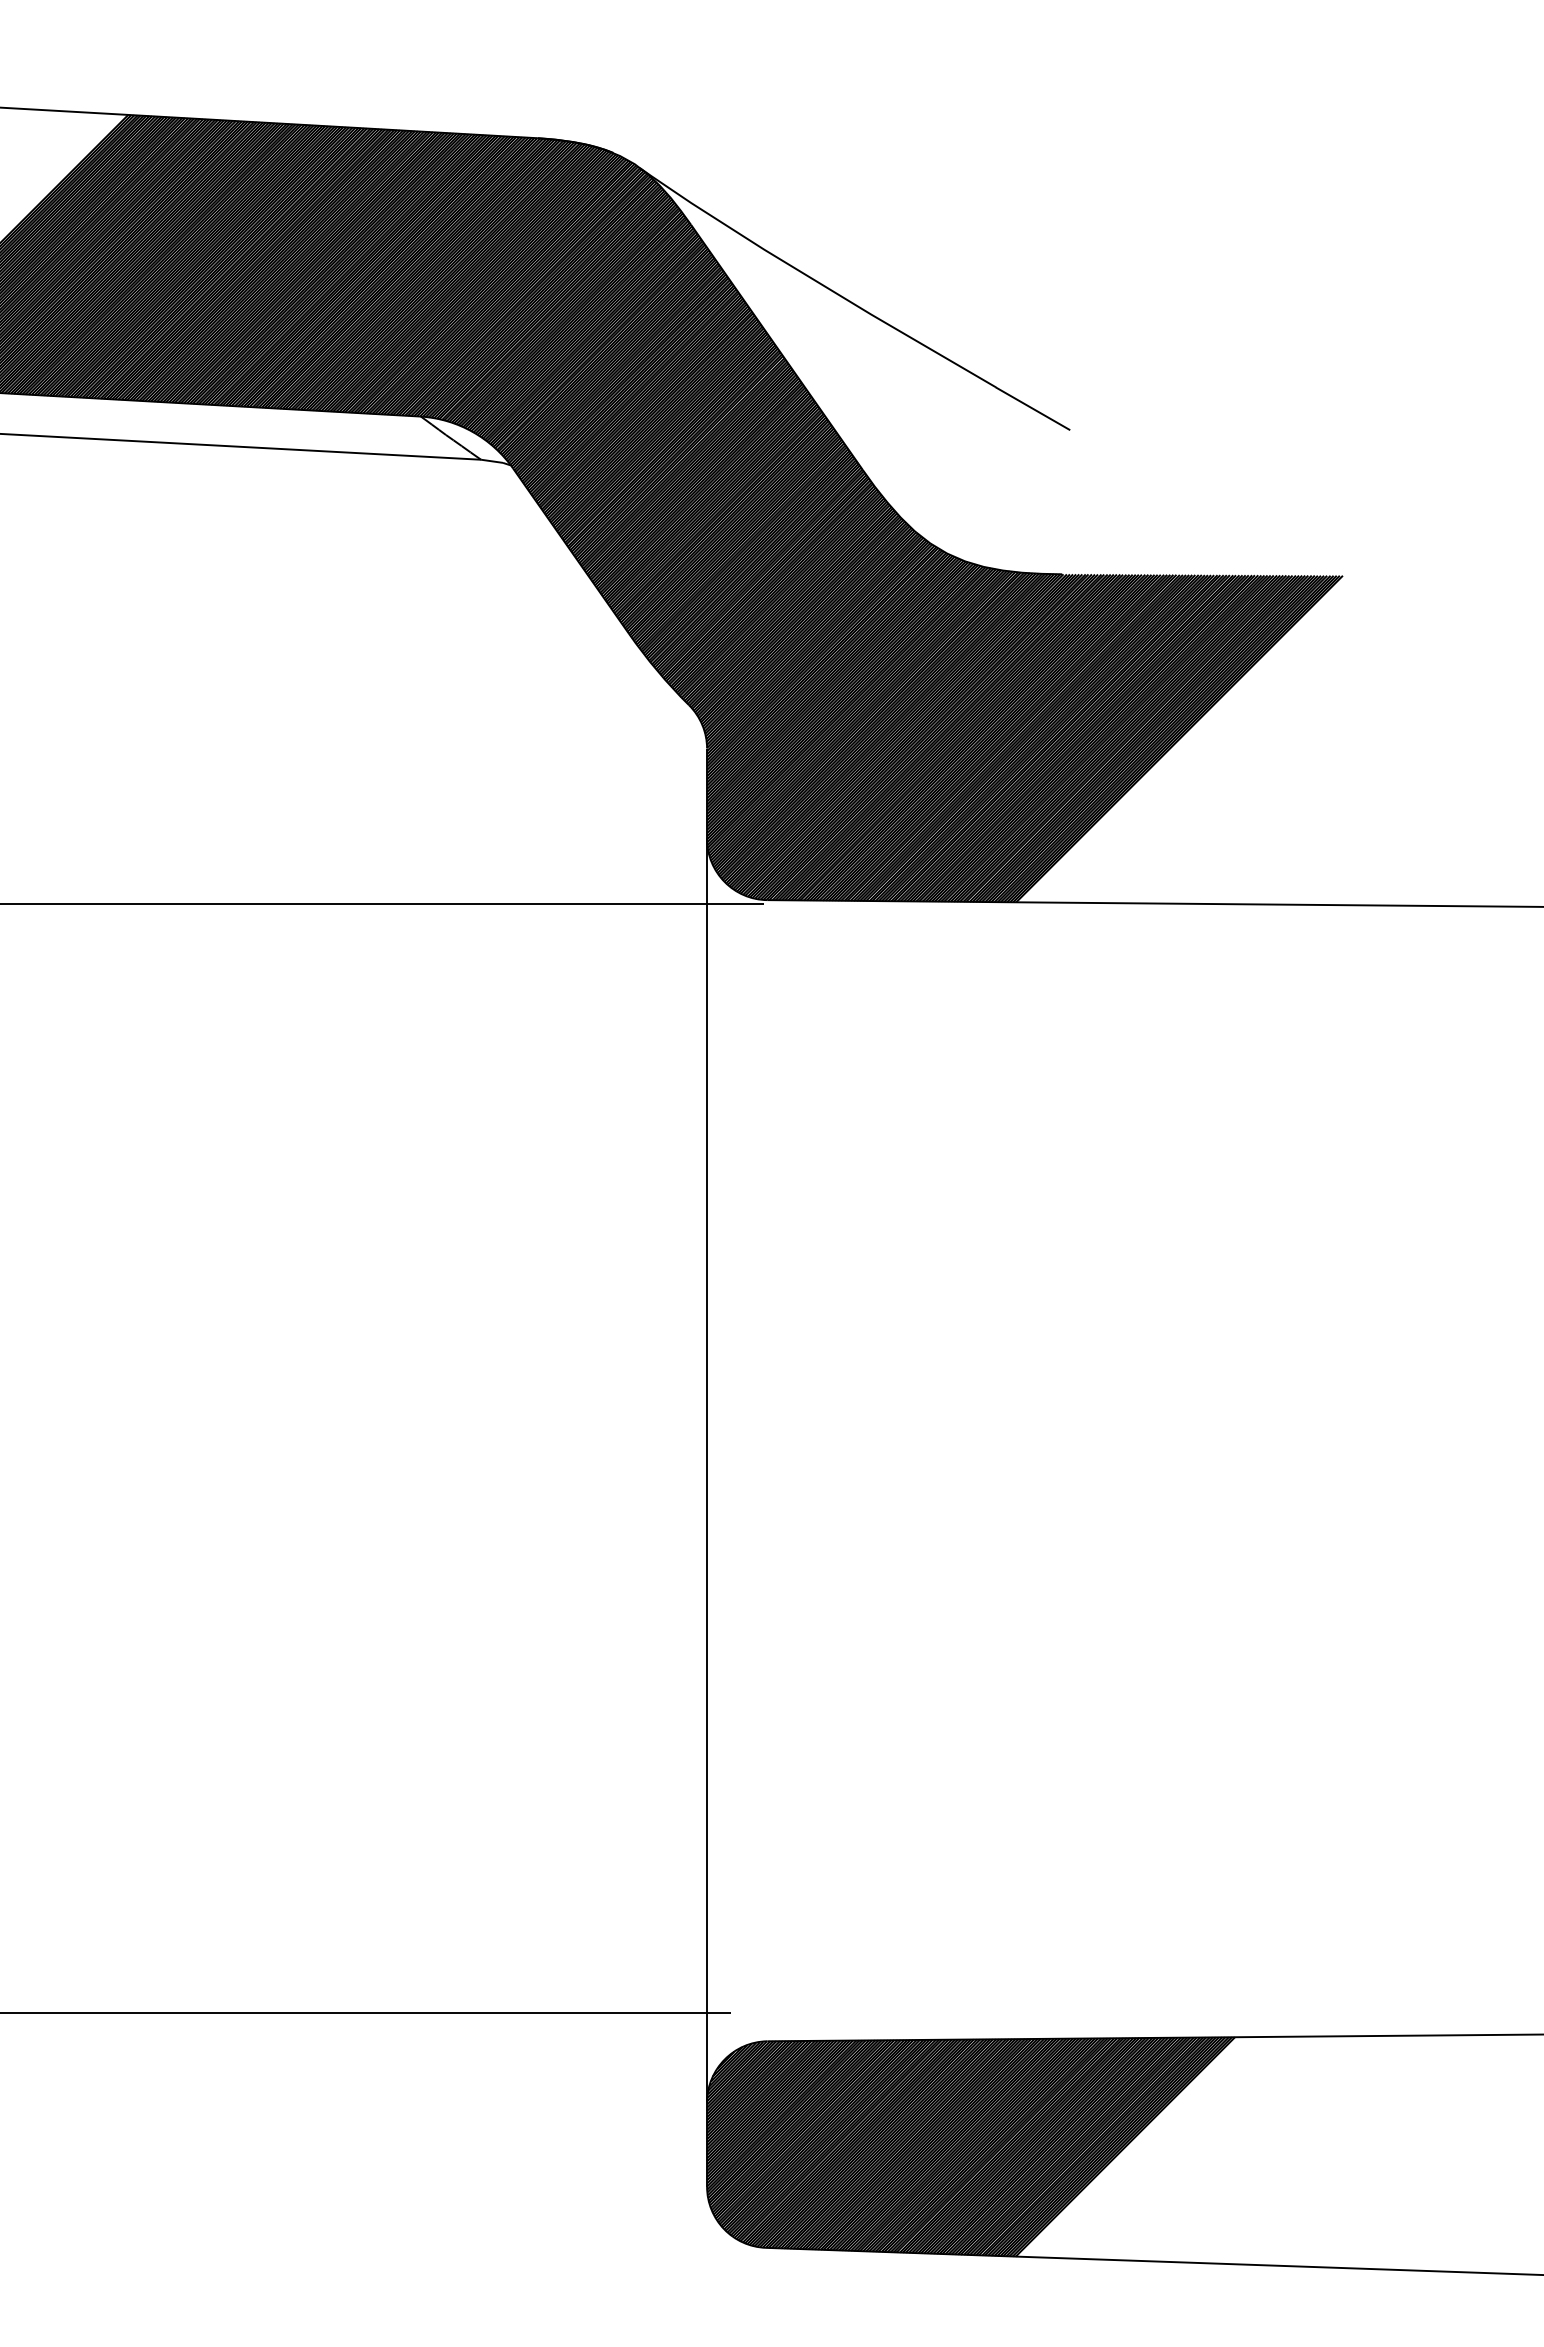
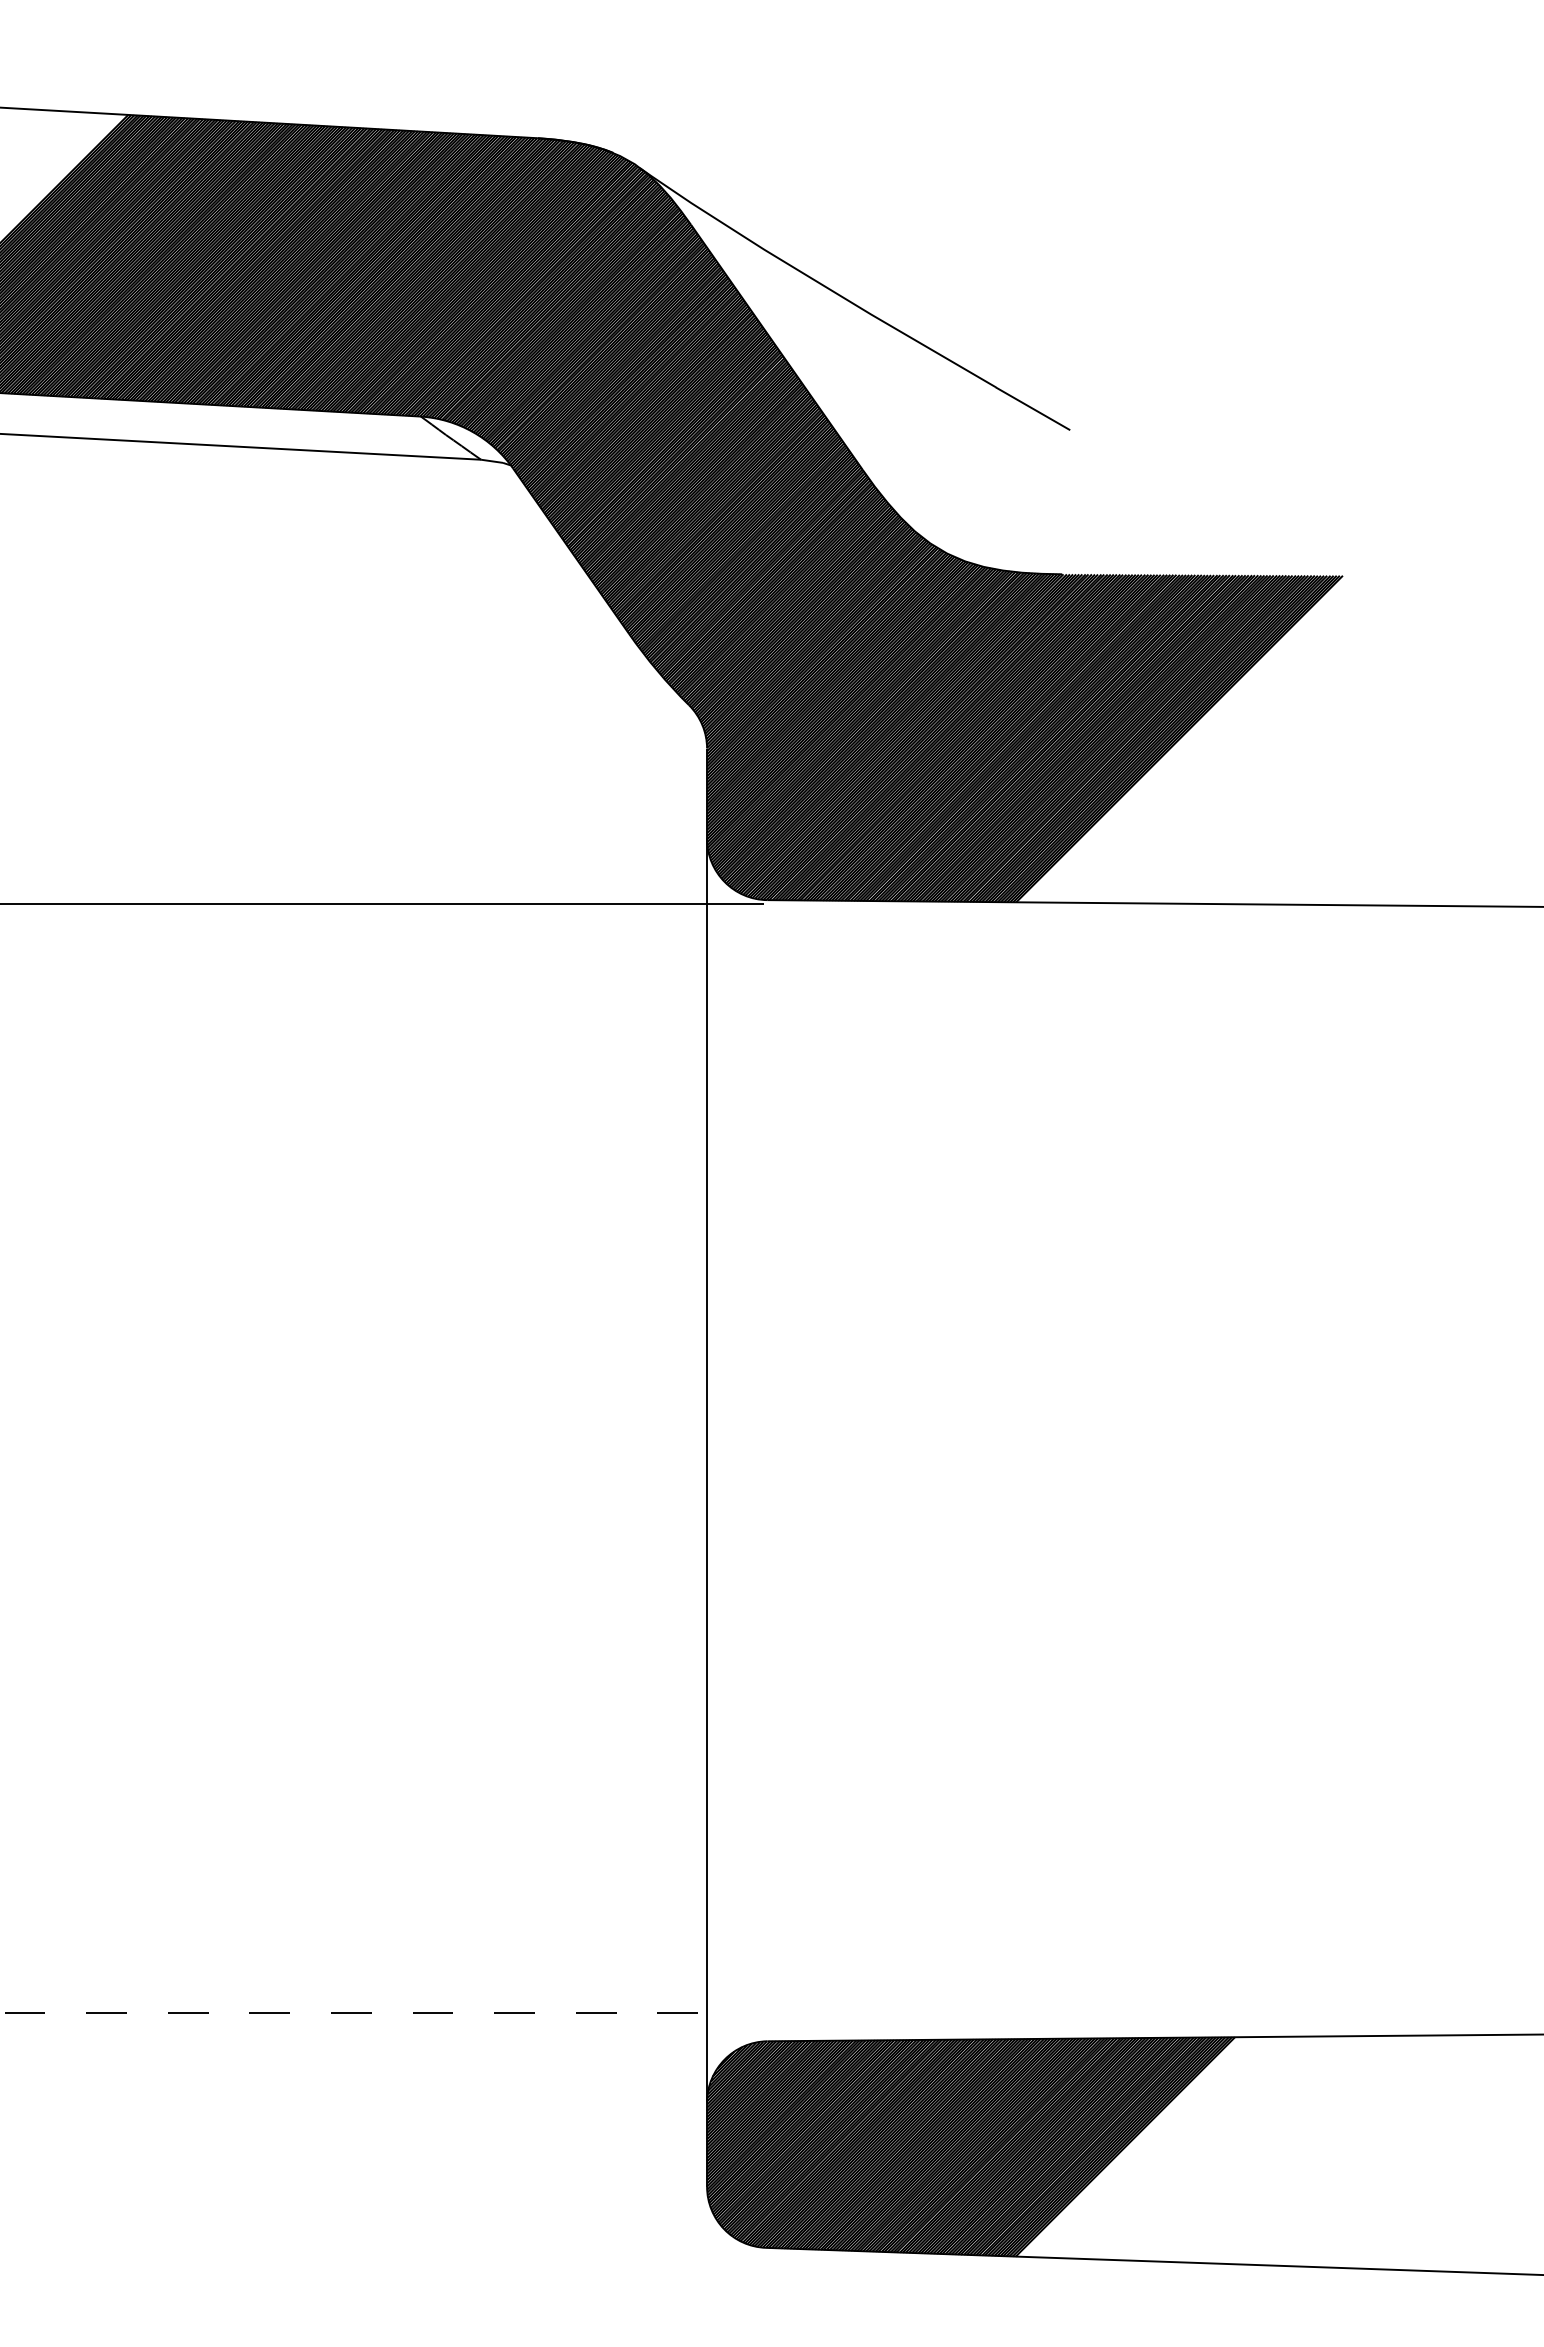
line: solid -> dashed (366, 2013)
